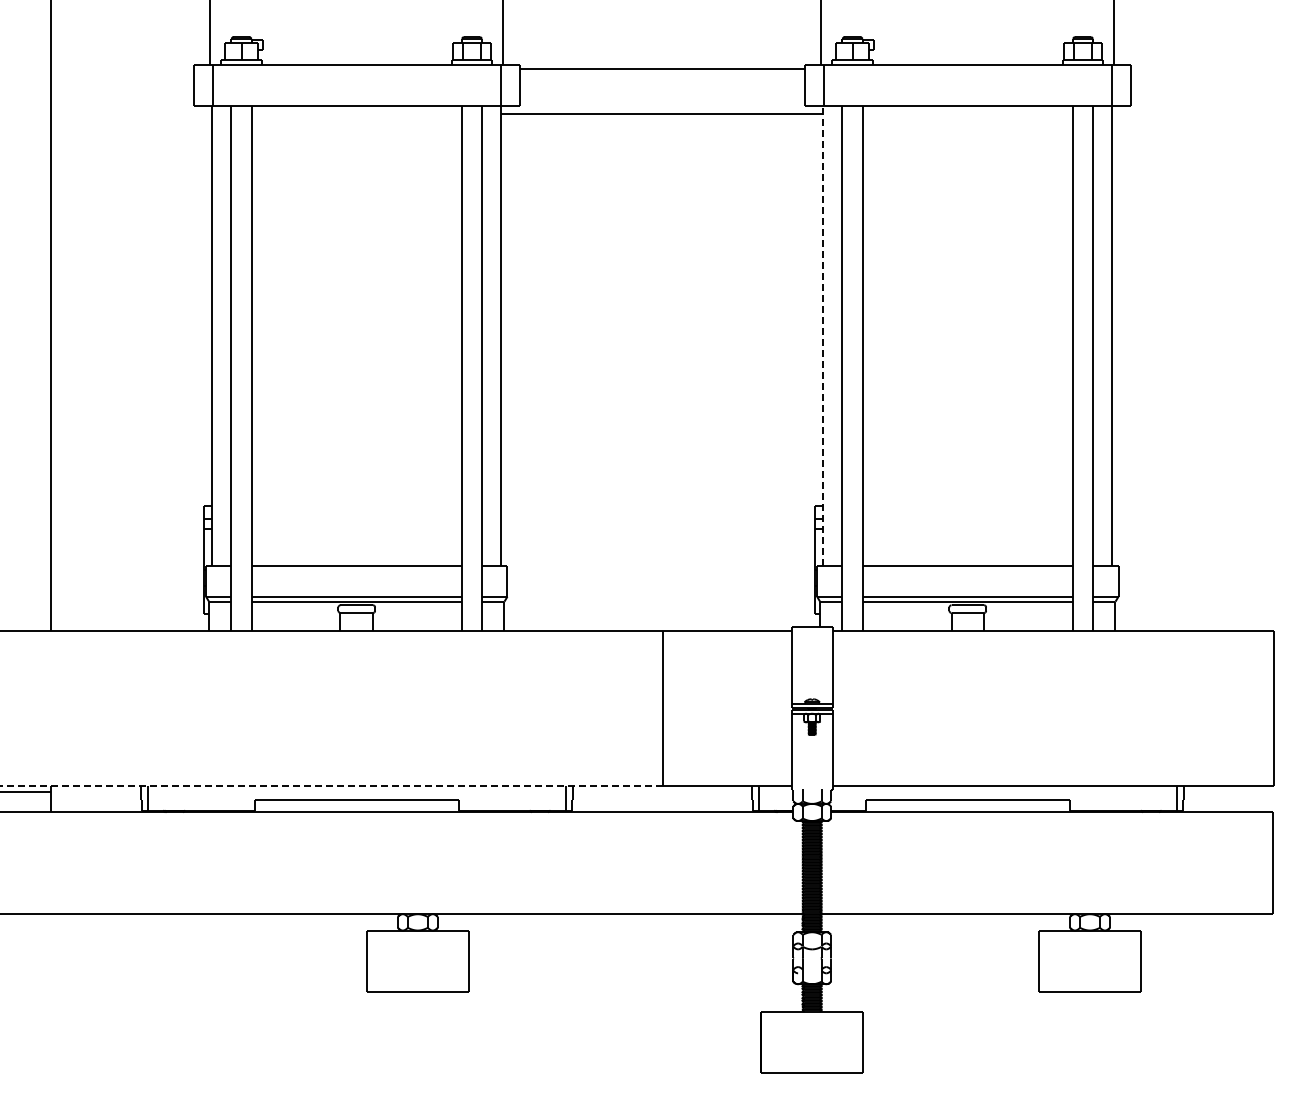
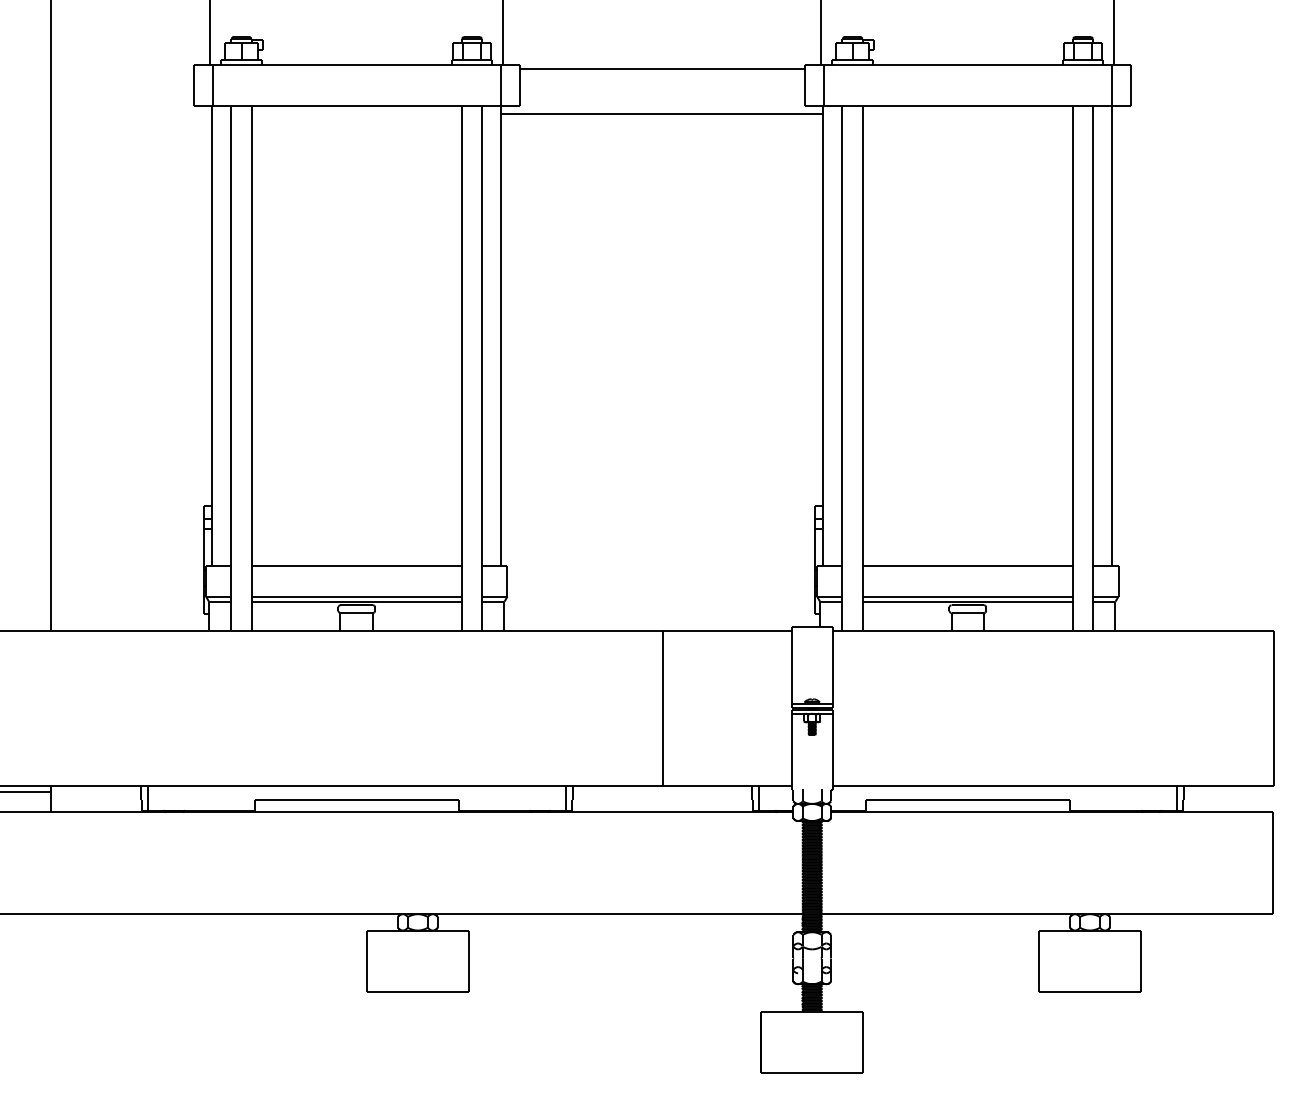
line: dashed -> solid (823, 335)
line: dashed -> solid (331, 786)
